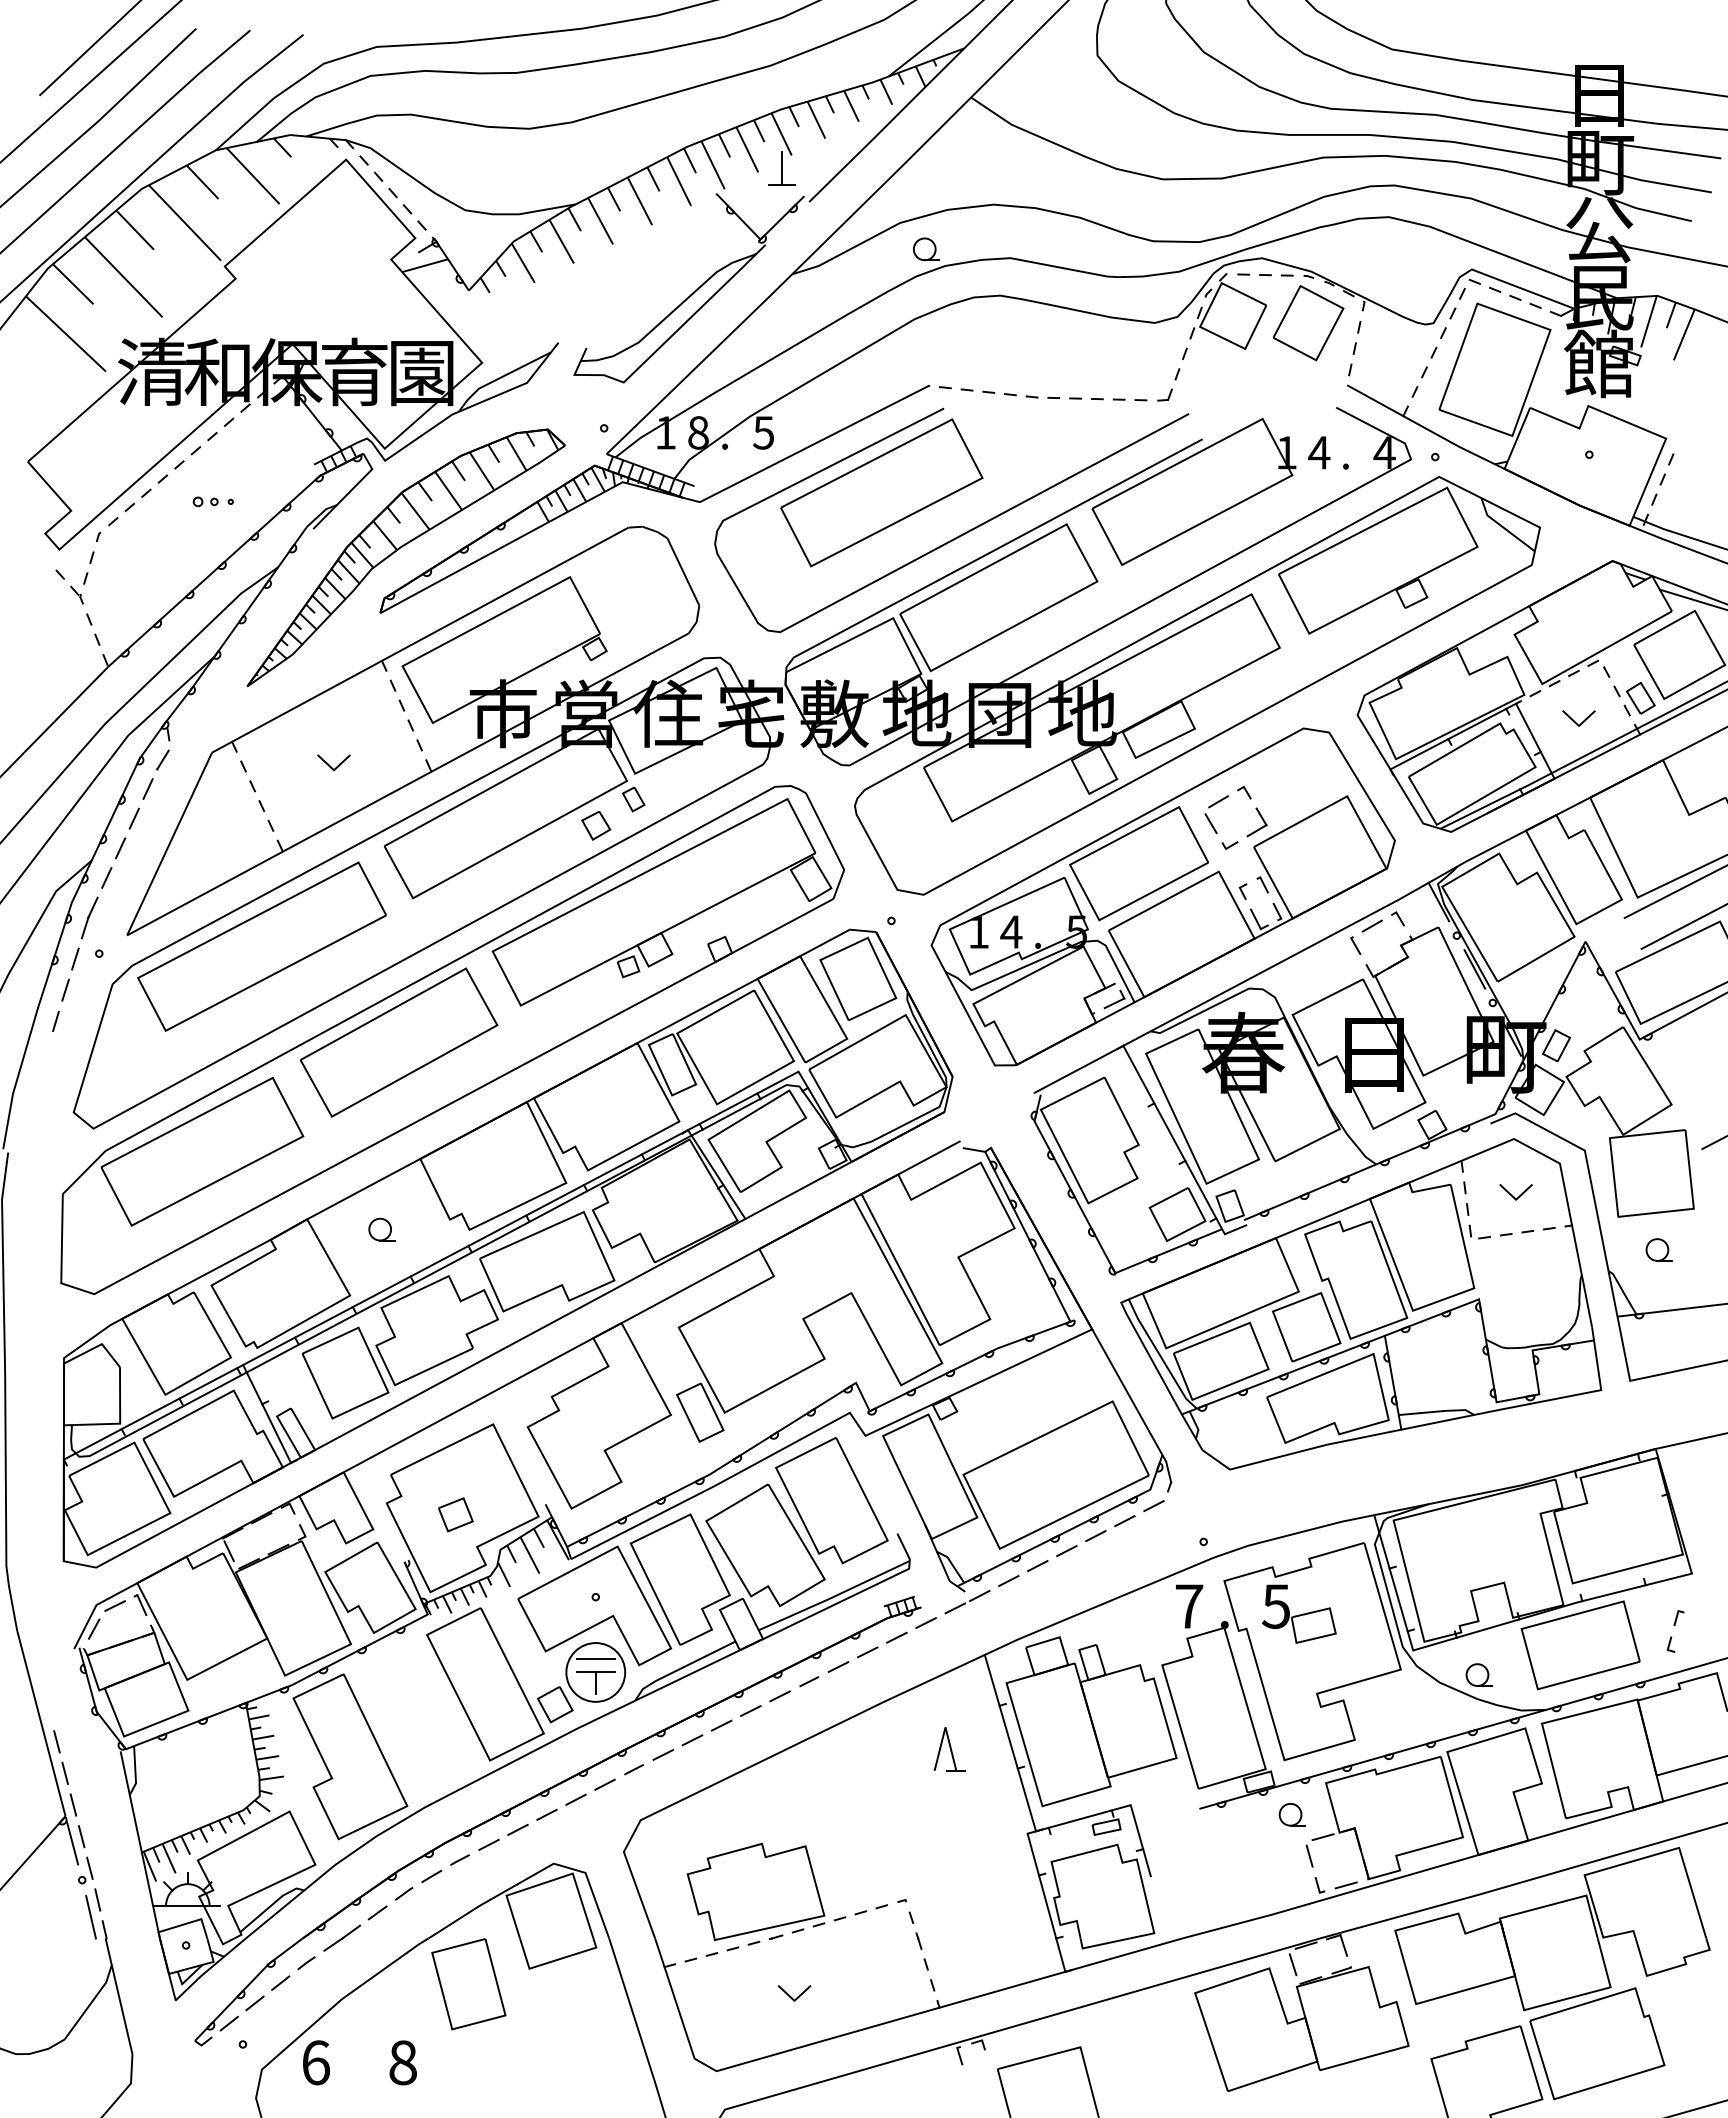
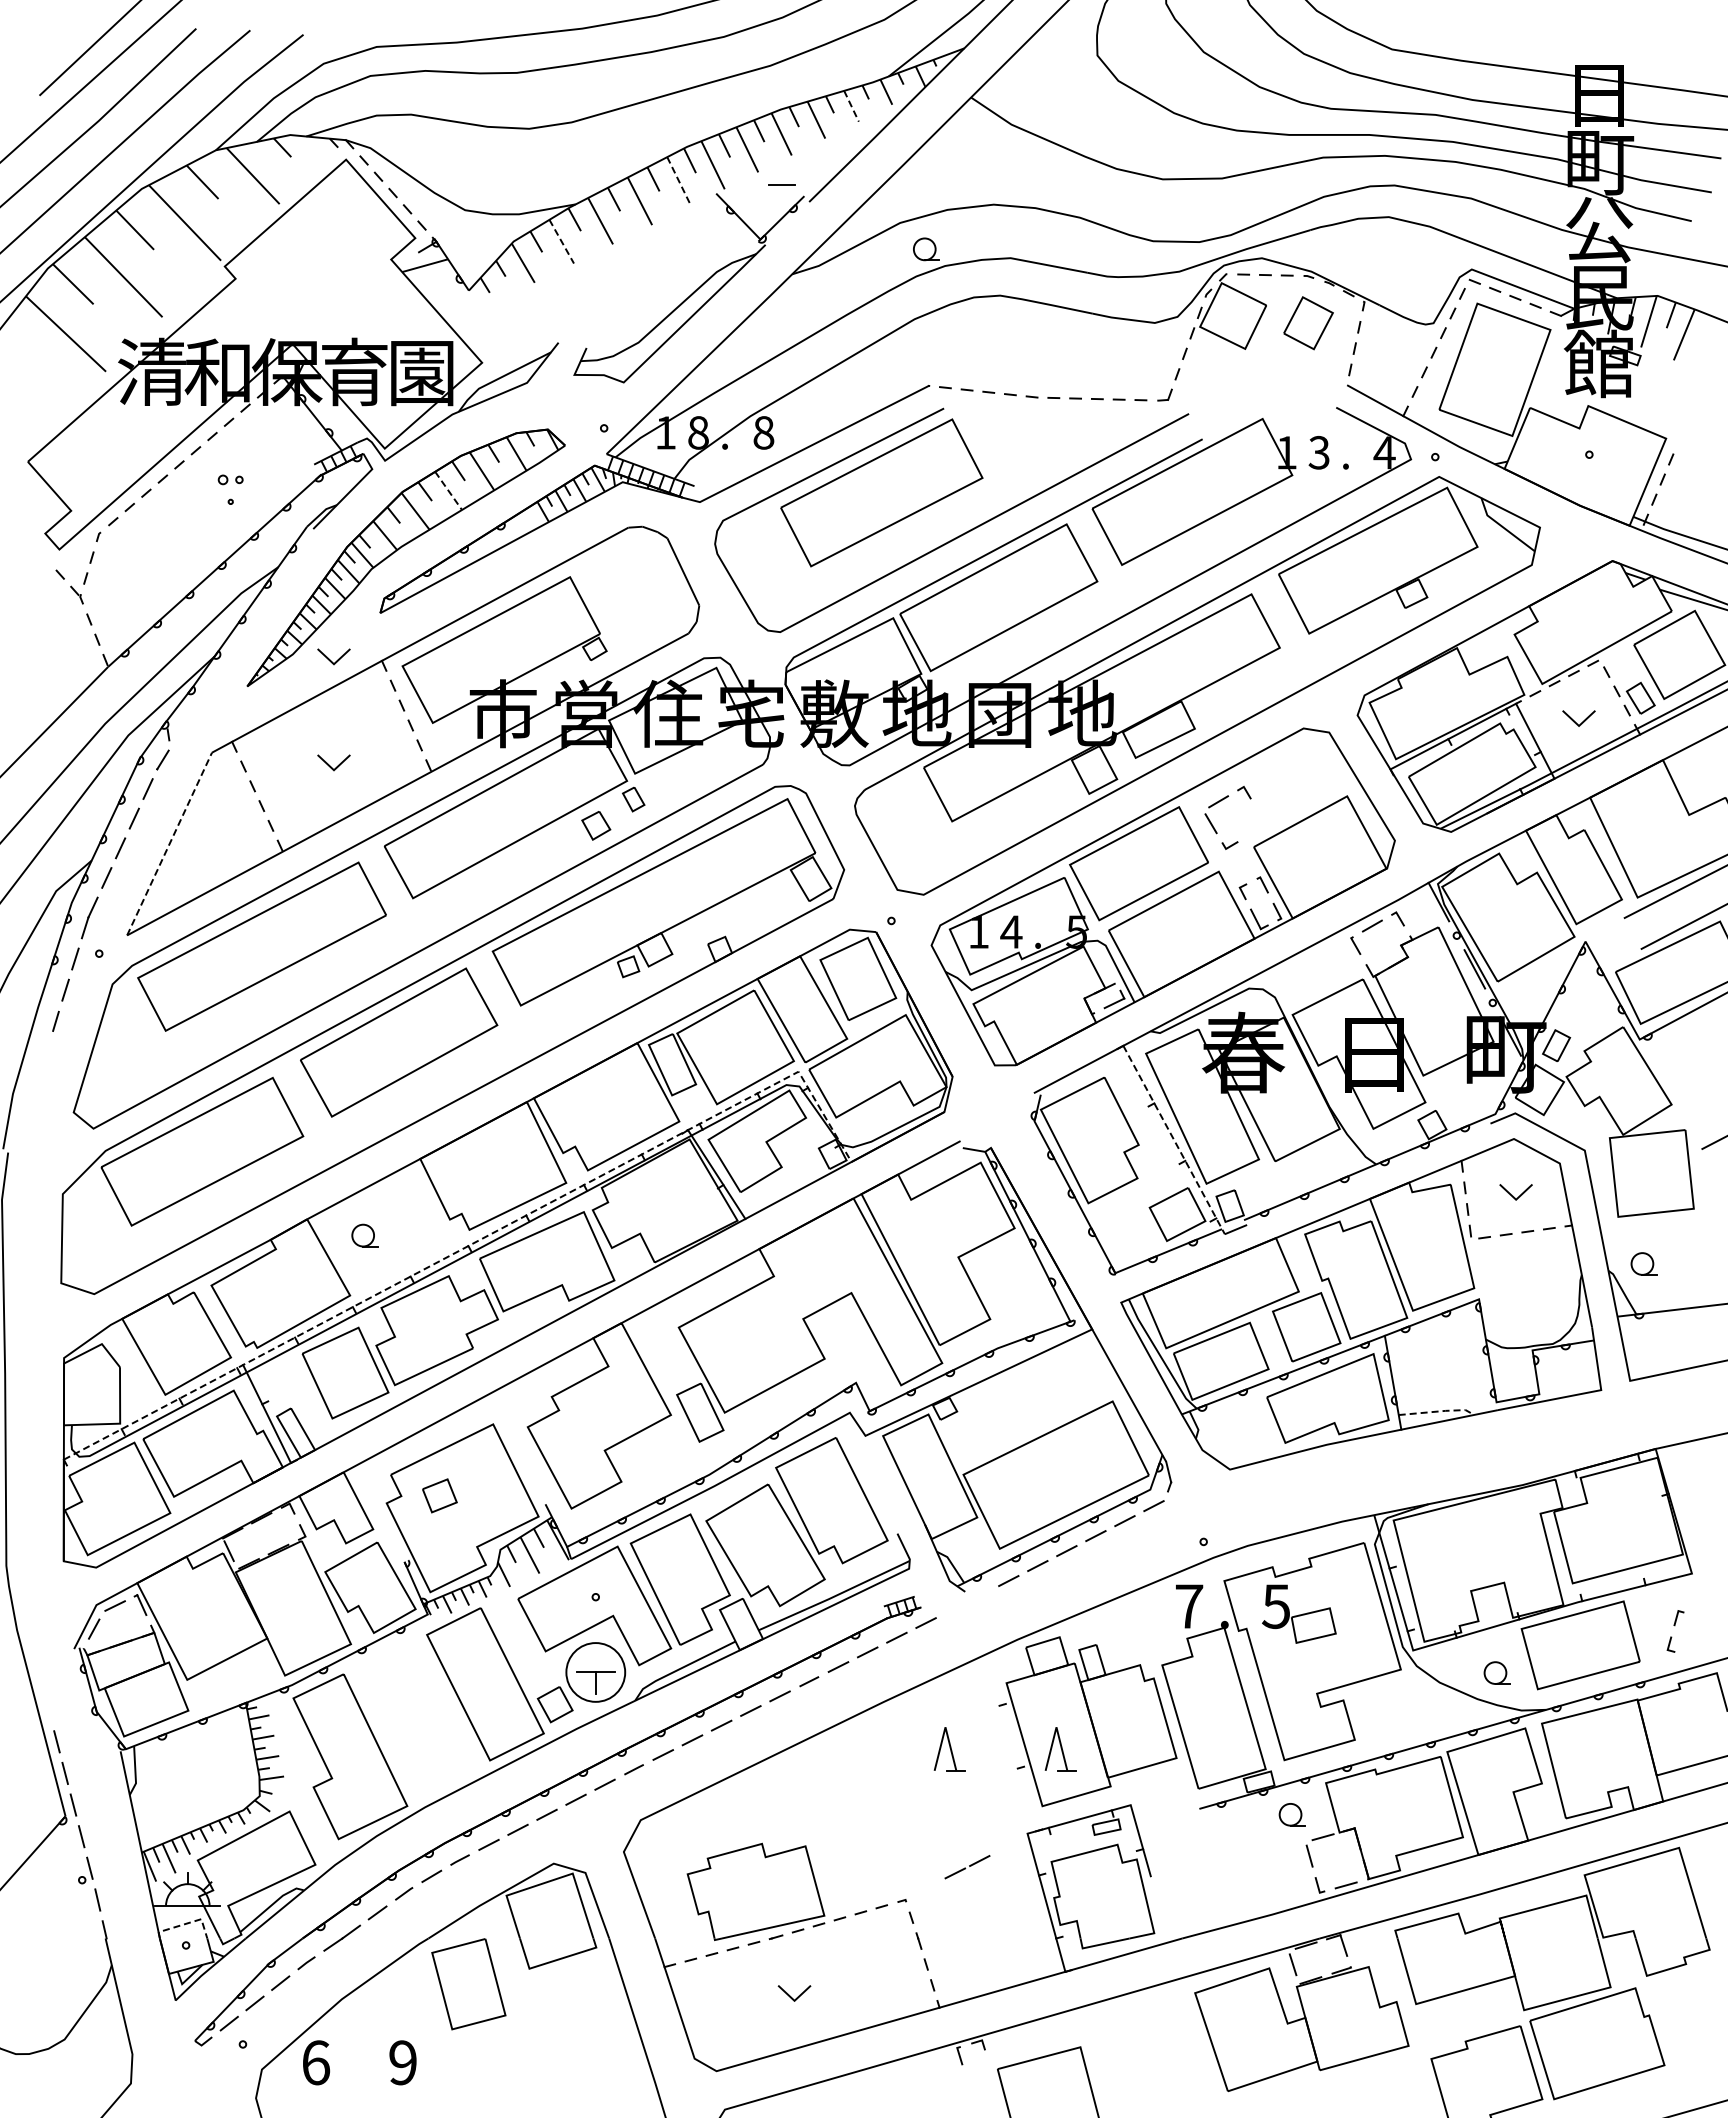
line: solid -> dashed (851, 106)
line: present -> none (781, 167)
line: solid -> dashed (679, 182)
line: solid -> dashed (561, 242)
part size: 73x77 px -> 51x55 px (1308, 323)
text: 5 -> 8 (763, 432)
text: 4 -> 3 (1319, 452)
line: solid -> dashed (448, 491)
part position: (205, 501) -> (230, 479) (230, 479)
line: none -> present (330, 659)
part: present -> none (1262, 820)
line: solid -> dashed (169, 844)
line: solid -> dashed (1174, 1140)
part position: (381, 1229) -> (364, 1235) (364, 1235)
line: solid -> dashed (478, 1240)
part position: (1658, 1249) -> (1643, 1263) (1643, 1263)
line: solid -> dashed (1437, 1411)
part position: (455, 1514) -> (439, 1495) (439, 1495)
line position: (966, 1603) -> (966, 1868) (966, 1868)
line: present -> none (595, 1659)
part position: (1478, 1674) -> (1496, 1672) (1496, 1672)
line: present -> none (1010, 1742)
part: none -> present (1060, 1749)
line: present -> none (72, 1843)
line: present -> none (90, 1917)
line: solid -> dashed (187, 1923)
text: 8 -> 9 (402, 2062)
